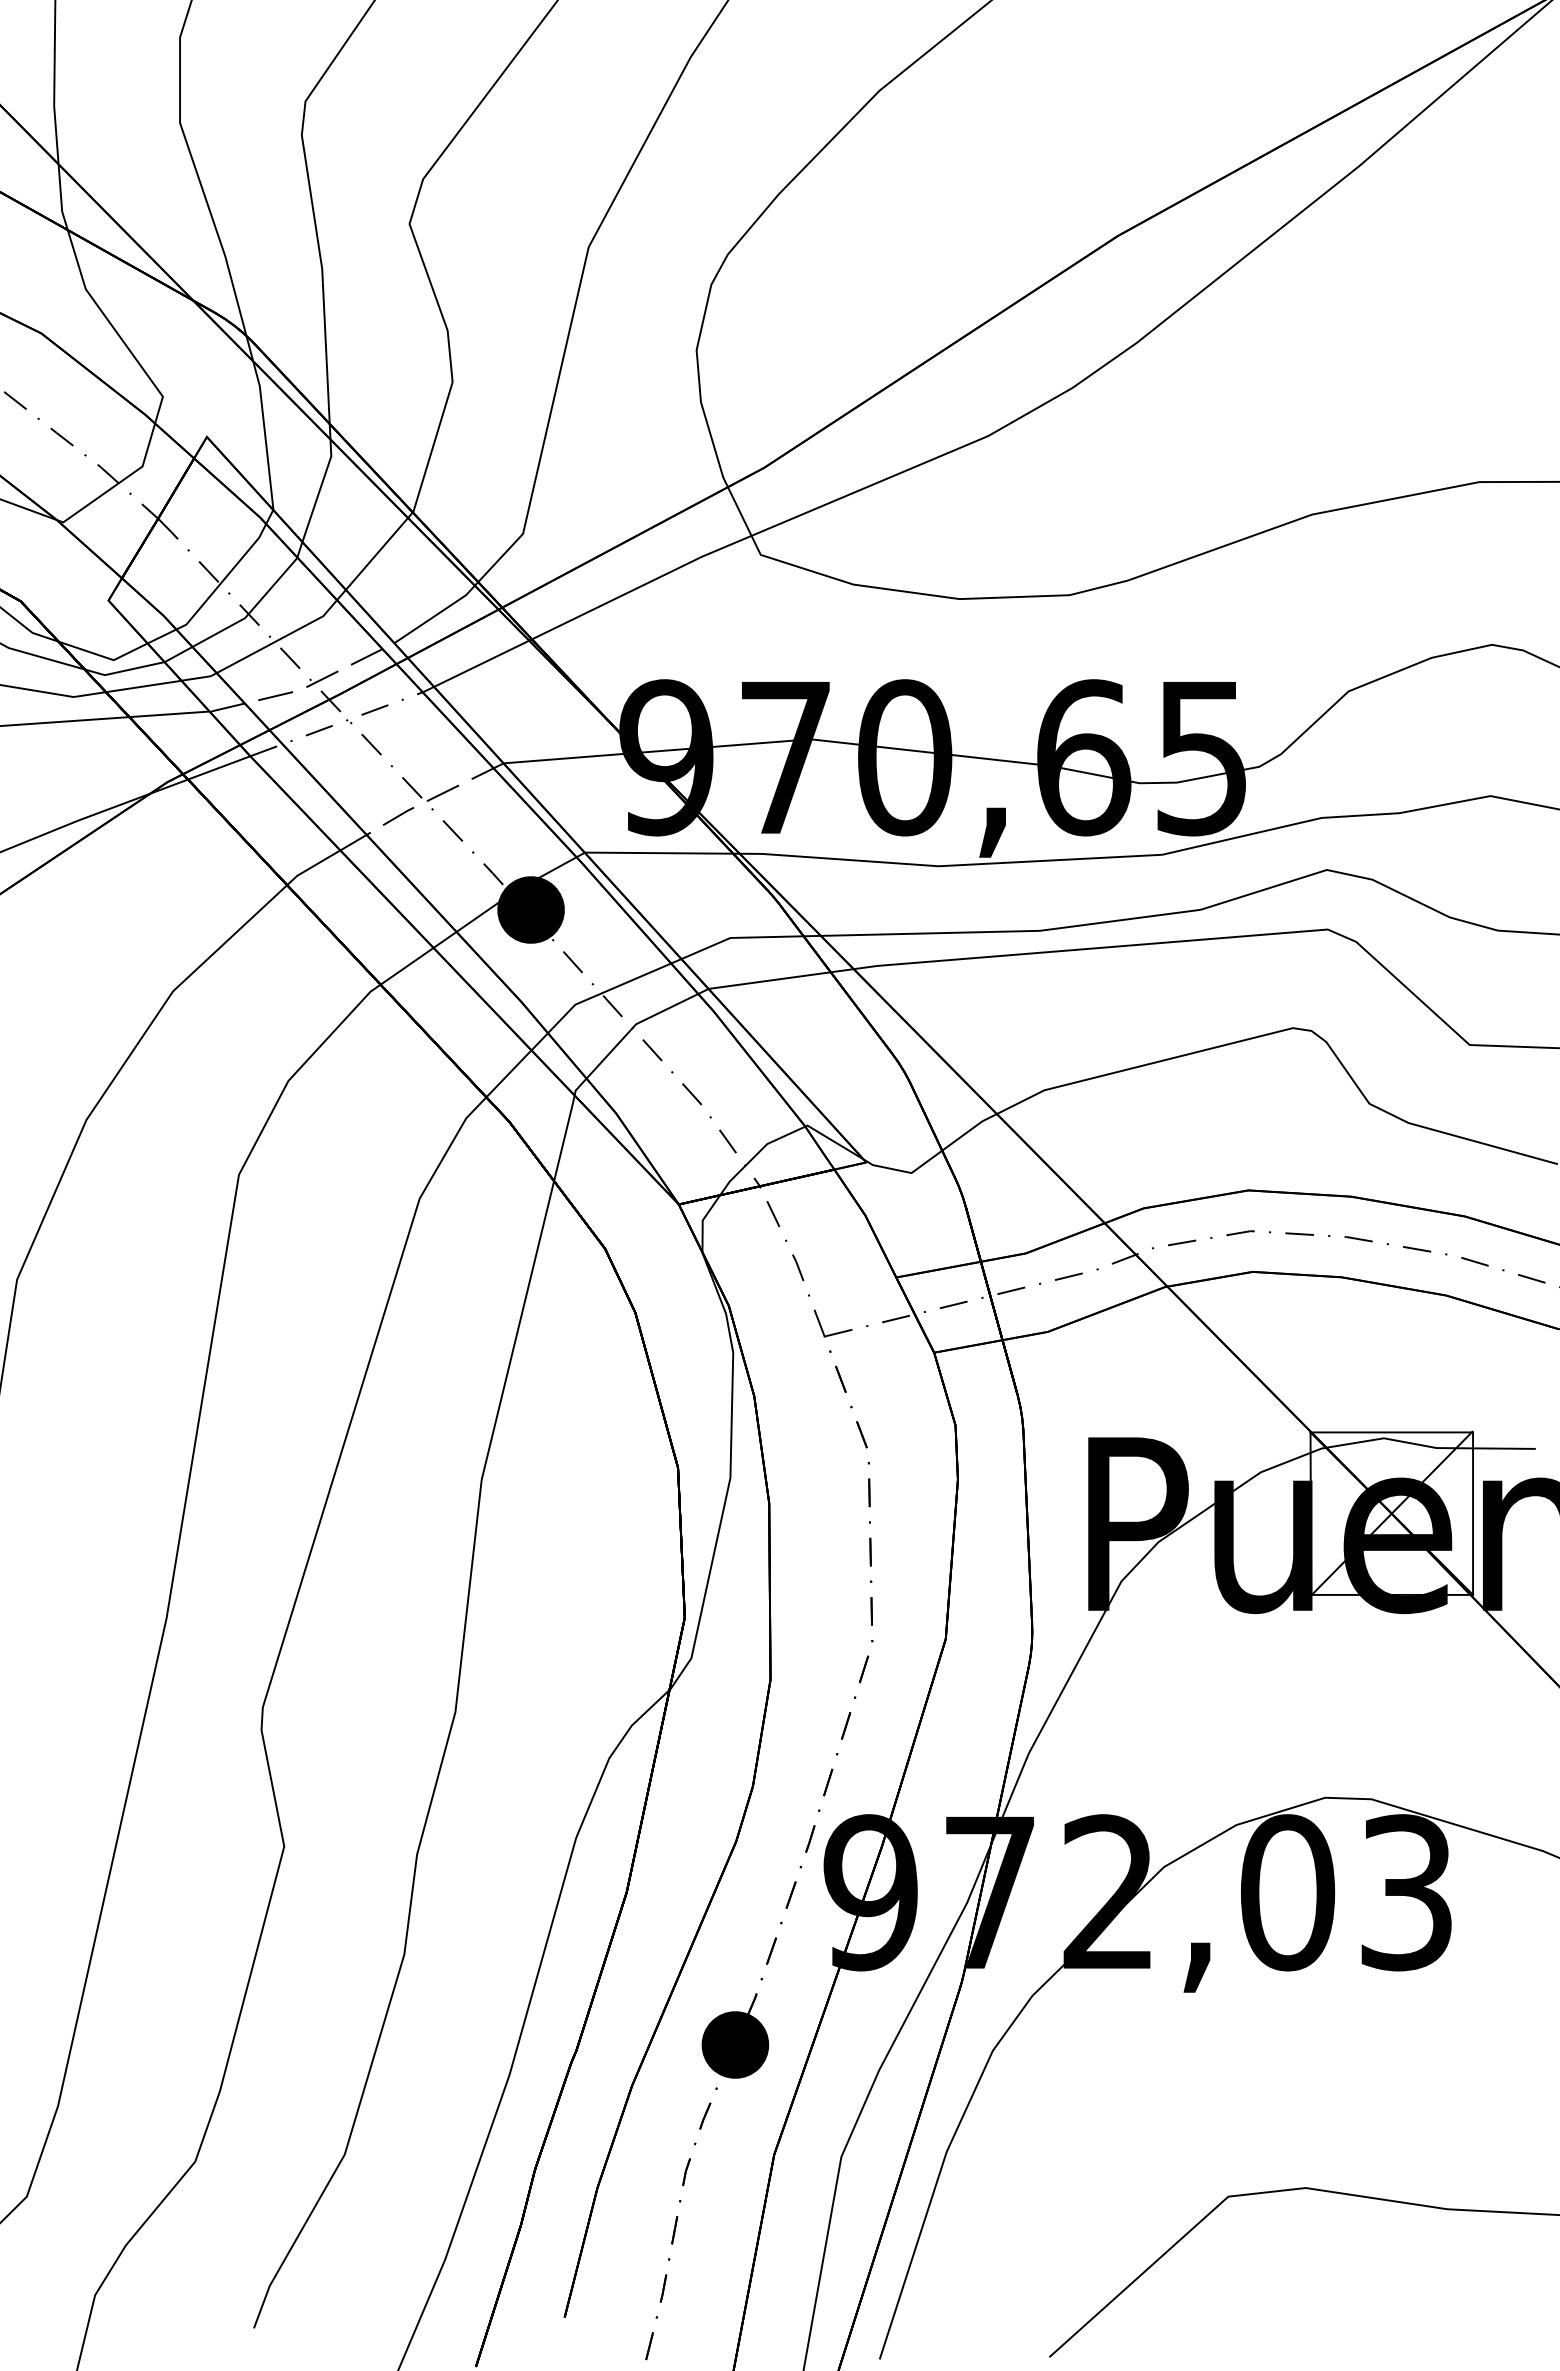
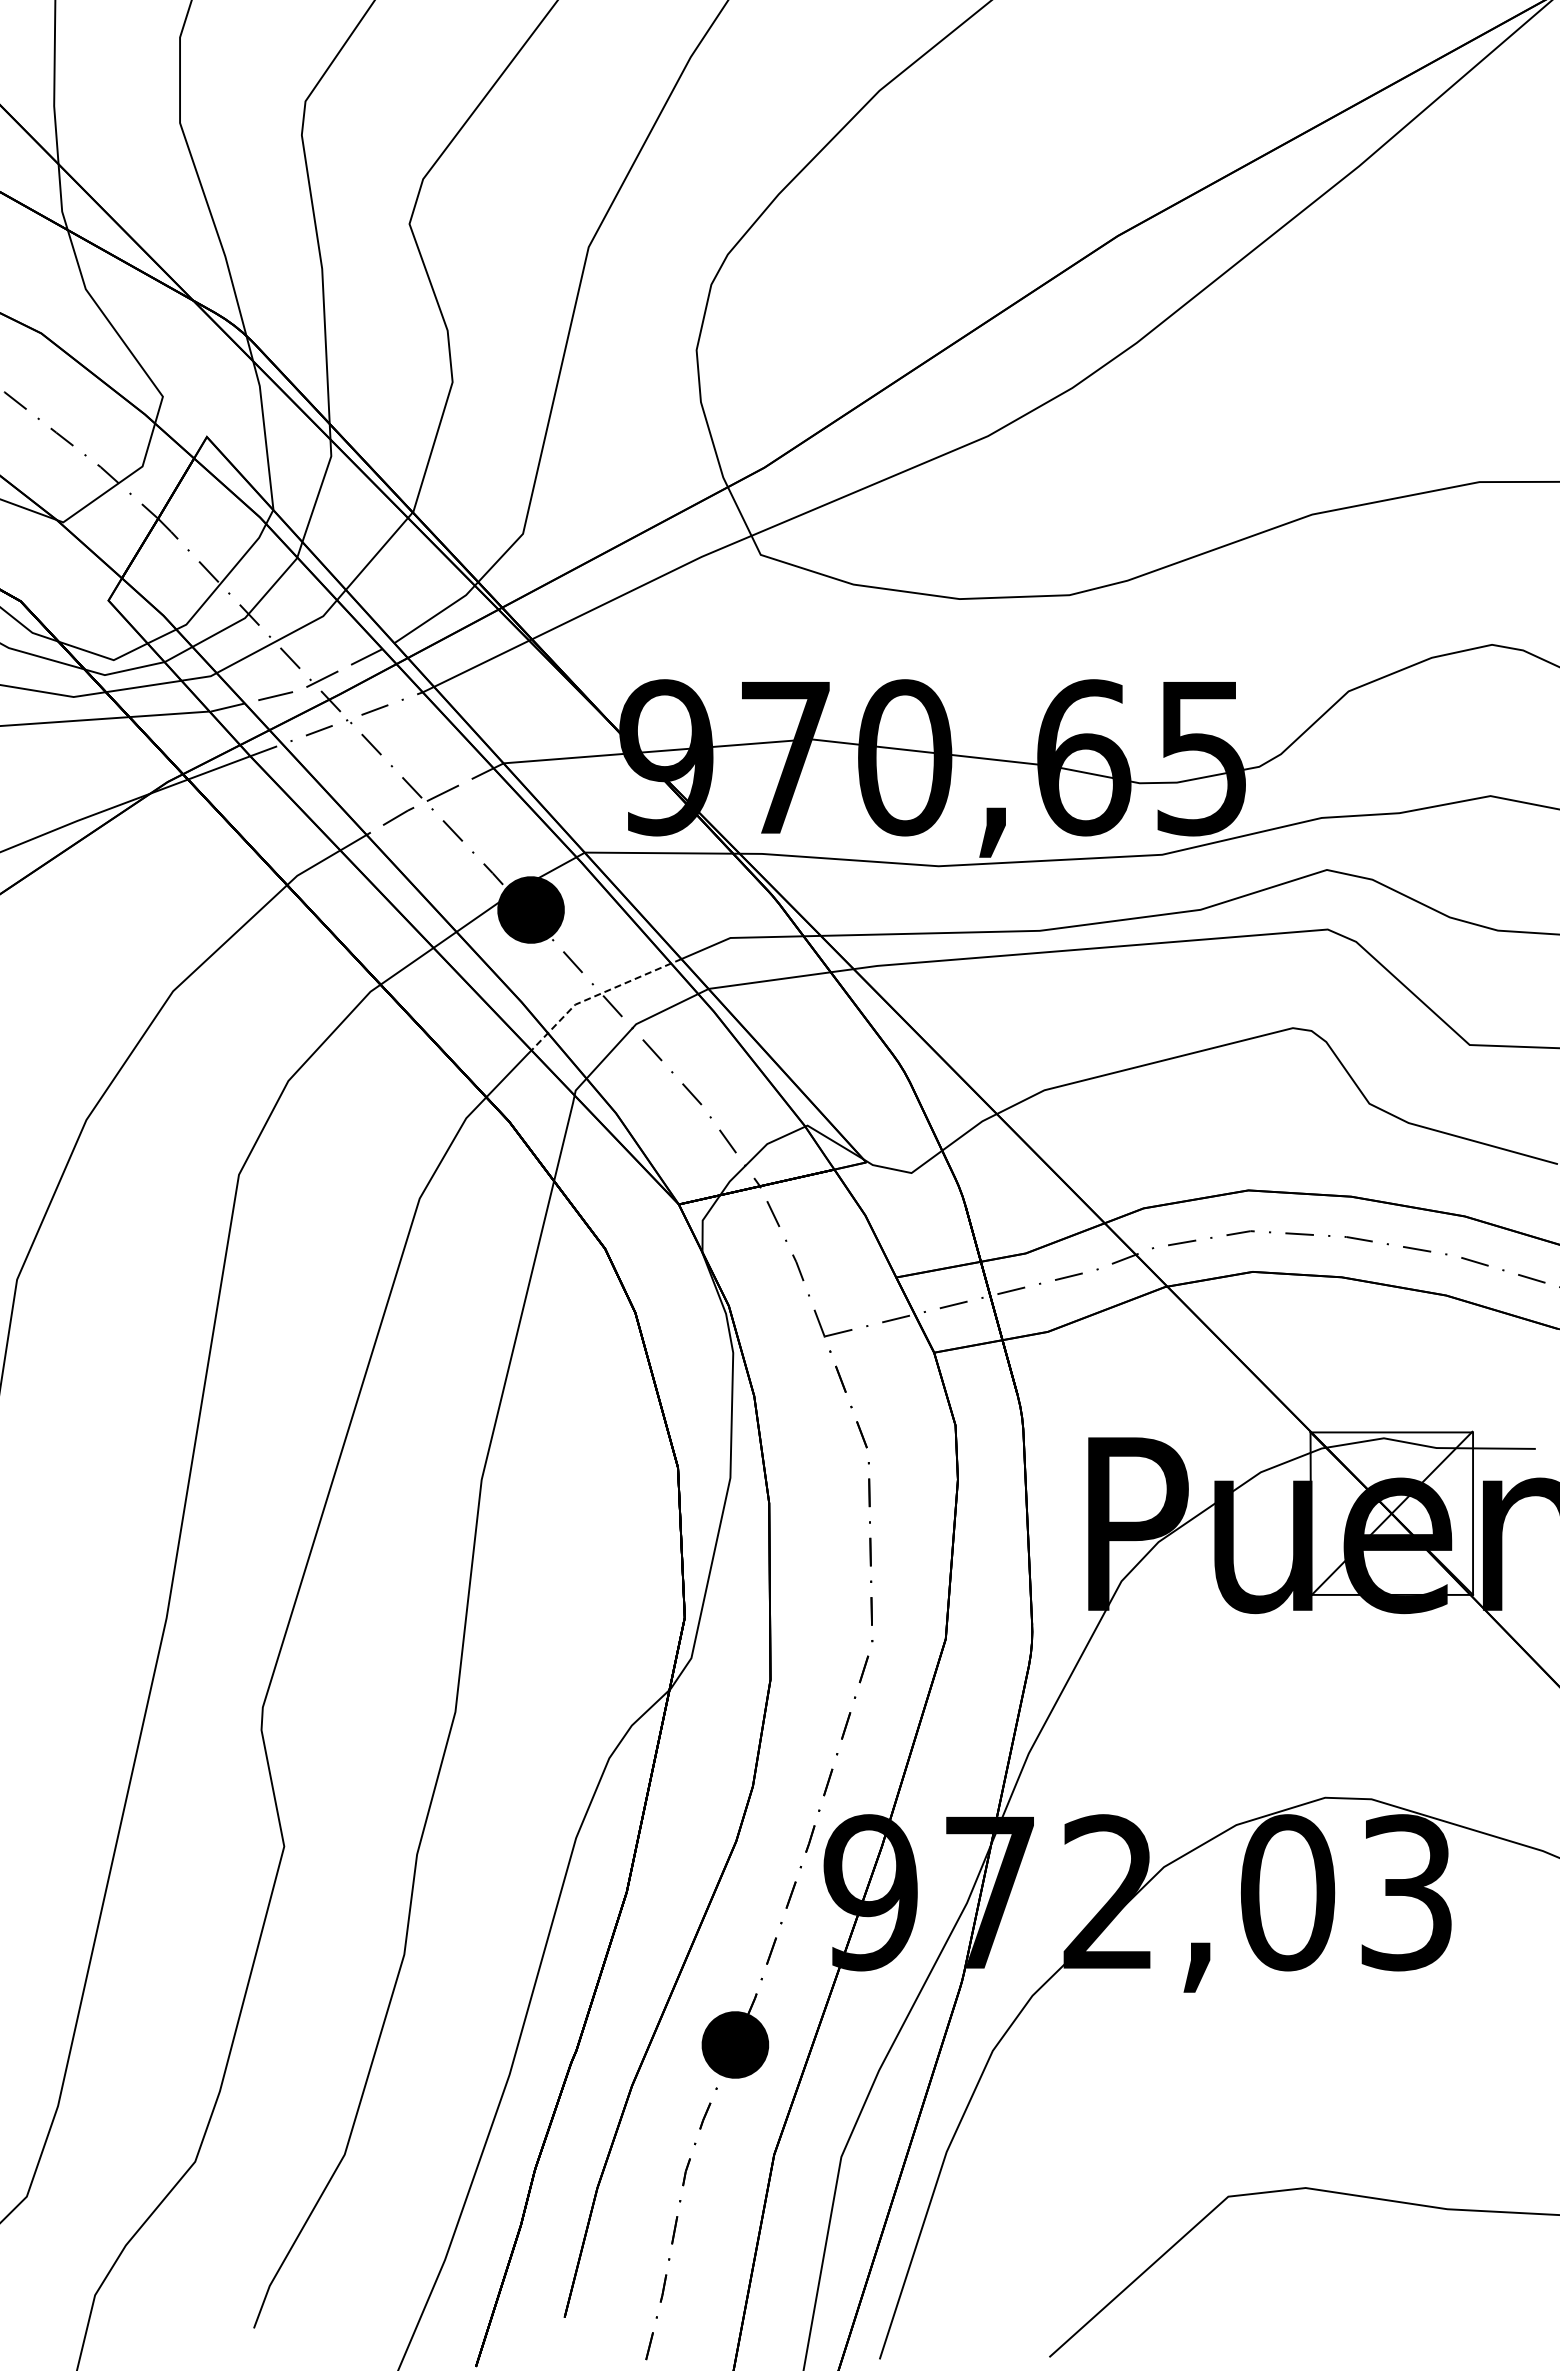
line: solid -> dashed (598, 994)
